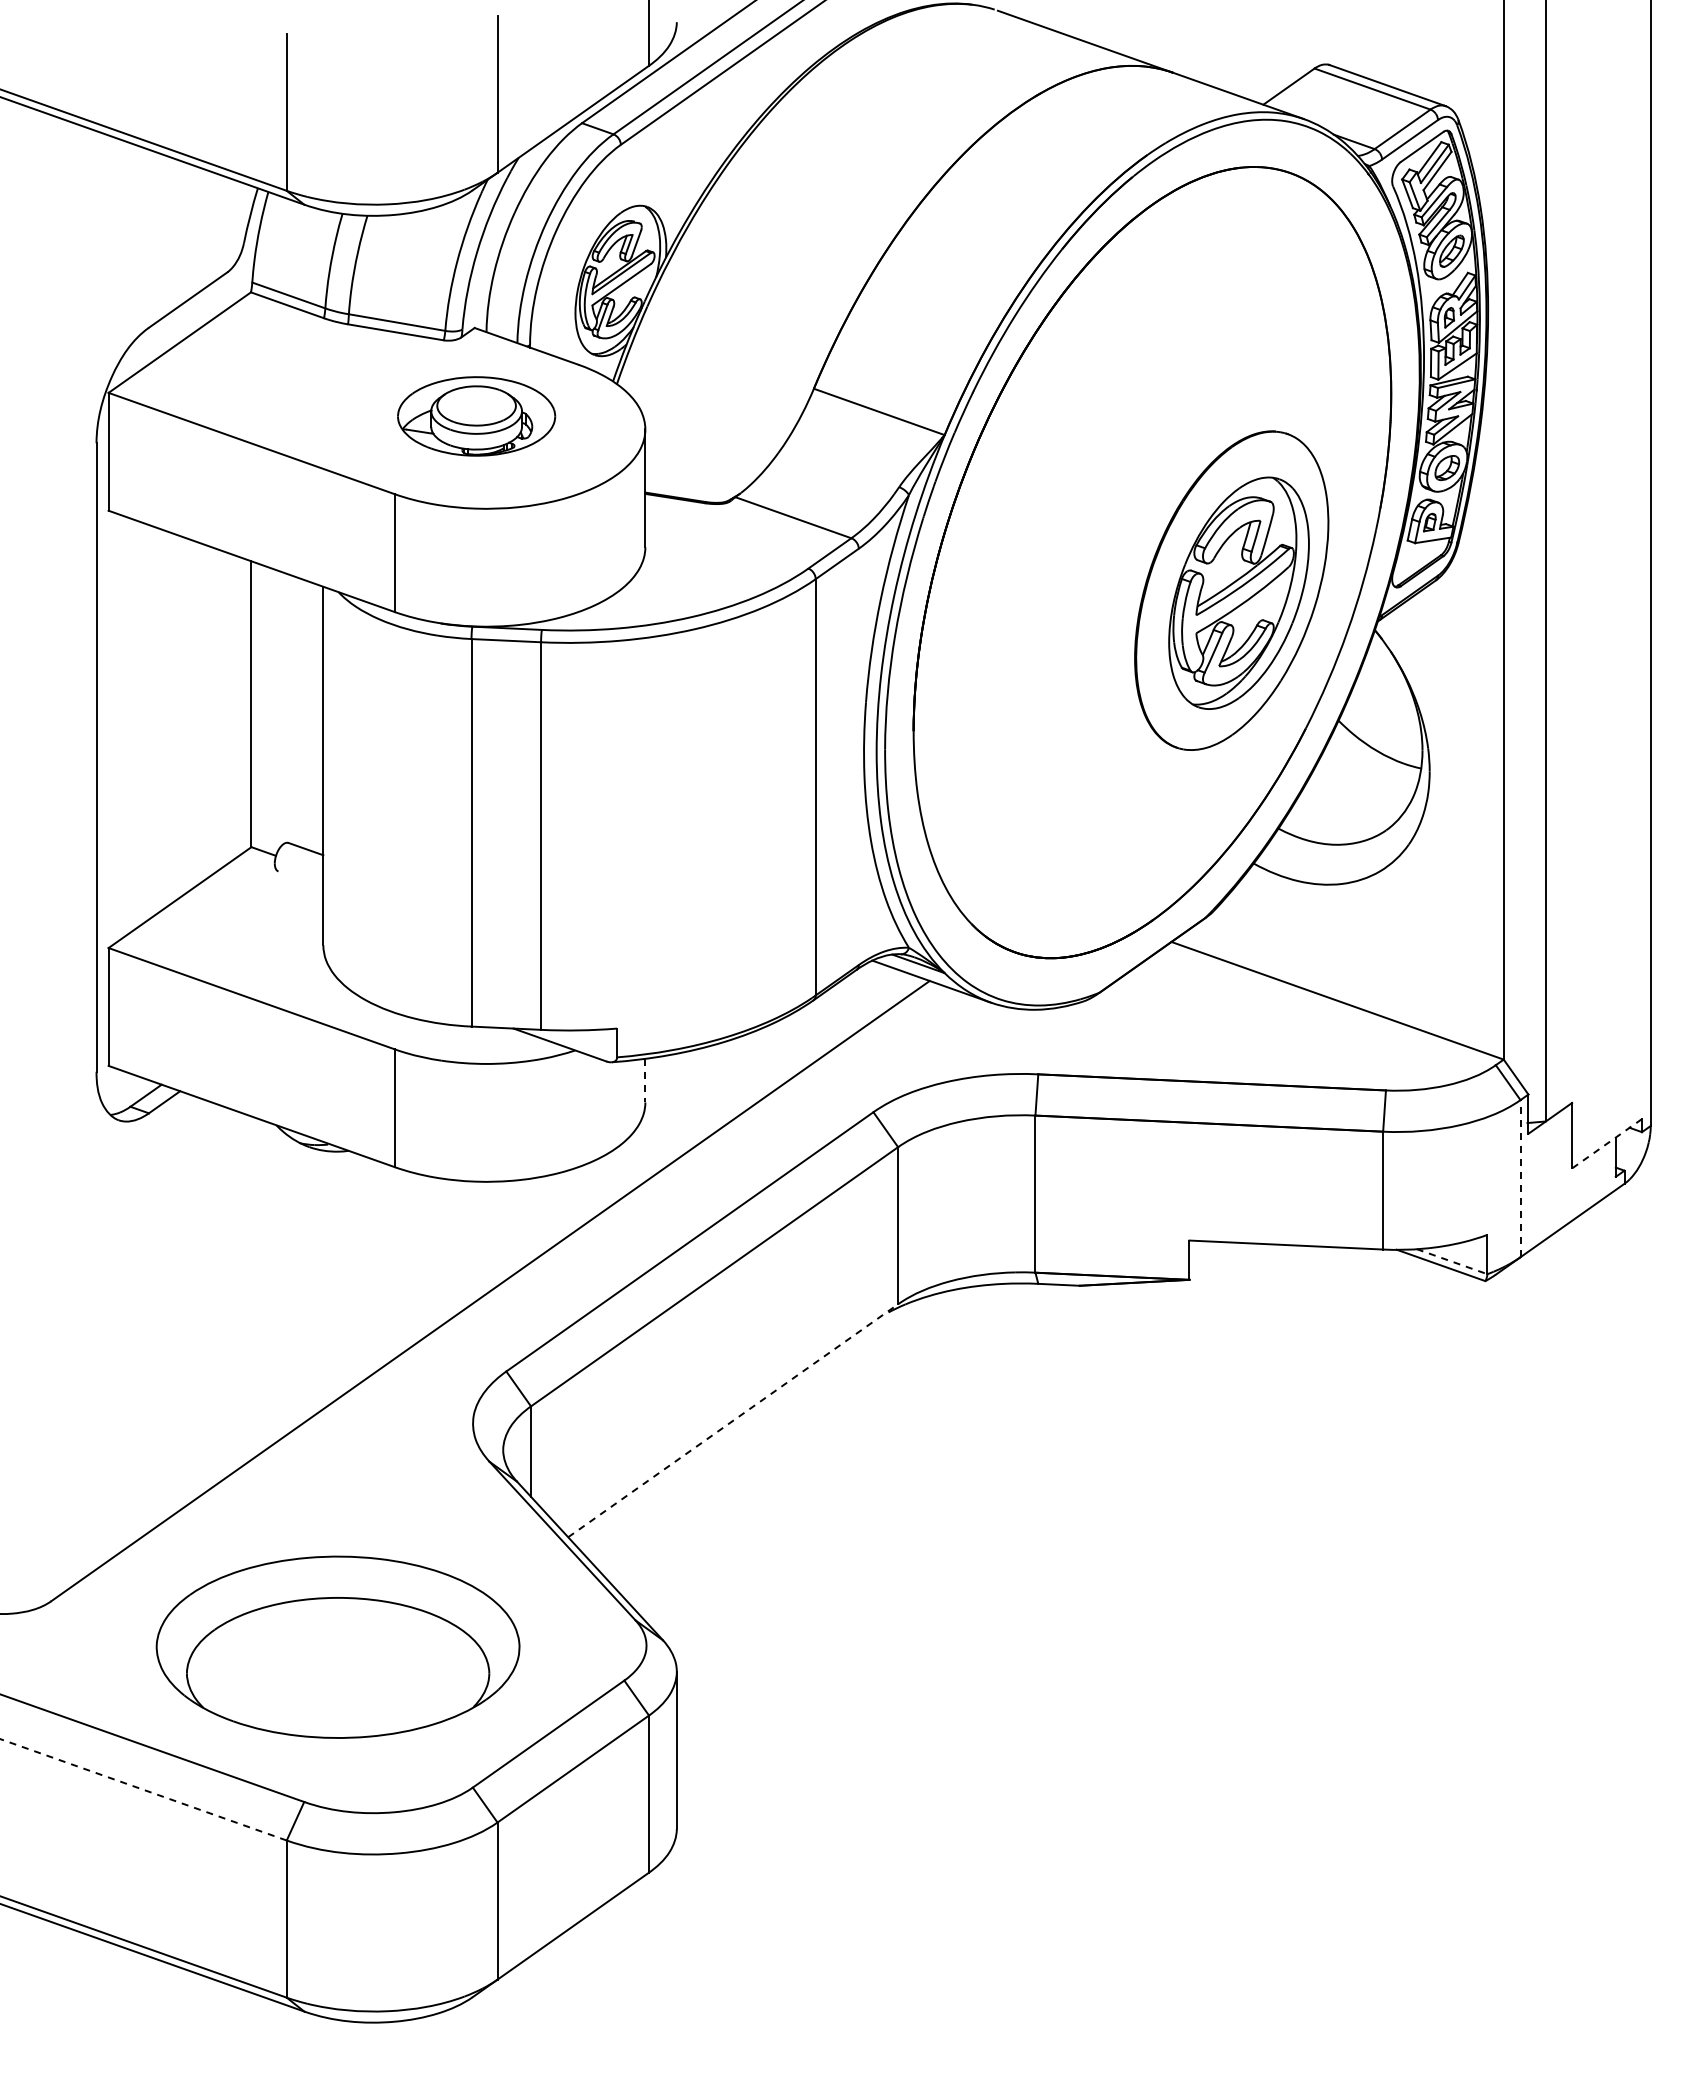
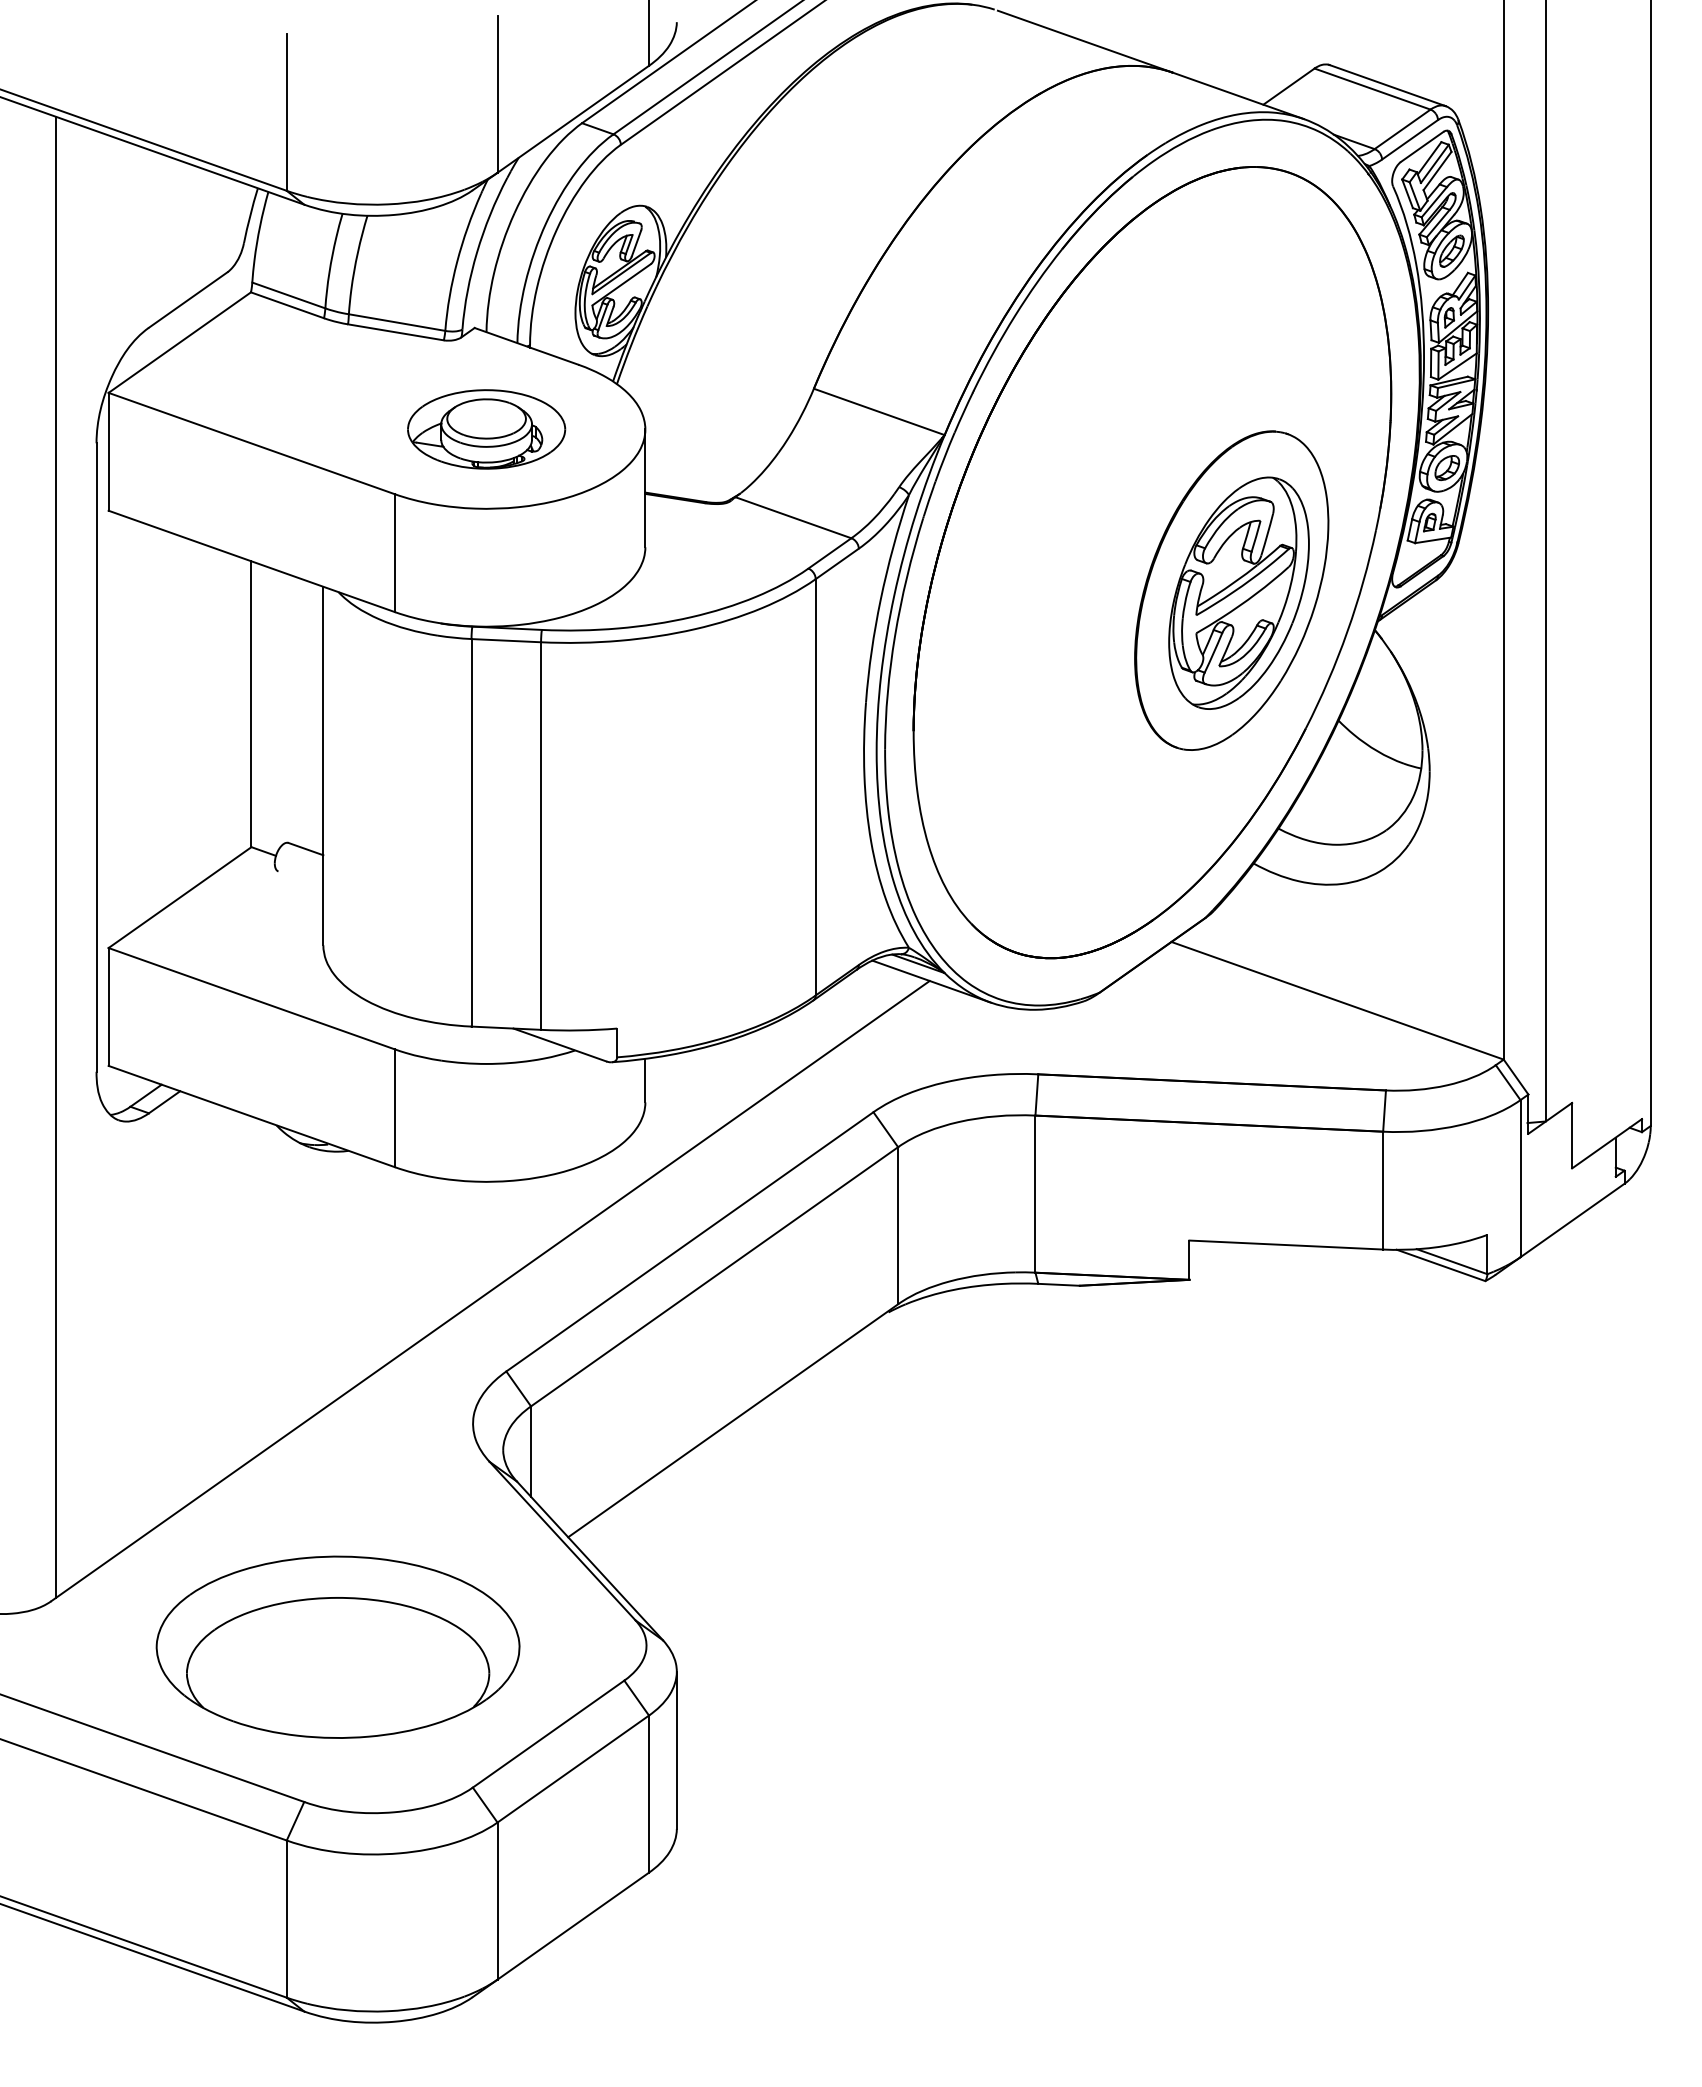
part position: (476, 416) -> (486, 429) (486, 429)
line: none -> present (56, 856)
line: dashed -> solid (645, 1080)
line: dashed -> solid (1607, 1143)
line: dashed -> solid (1520, 1178)
line: dashed -> solid (1452, 1261)
line: dashed -> solid (733, 1420)
line: dashed -> solid (143, 1789)
